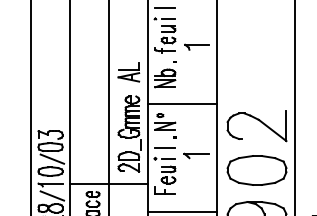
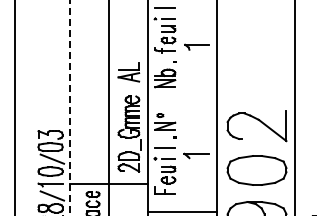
line: present -> none (182, 104)
line position: (31, 107) -> (15, 107) (15, 107)
line: solid -> dashed (70, 107)
